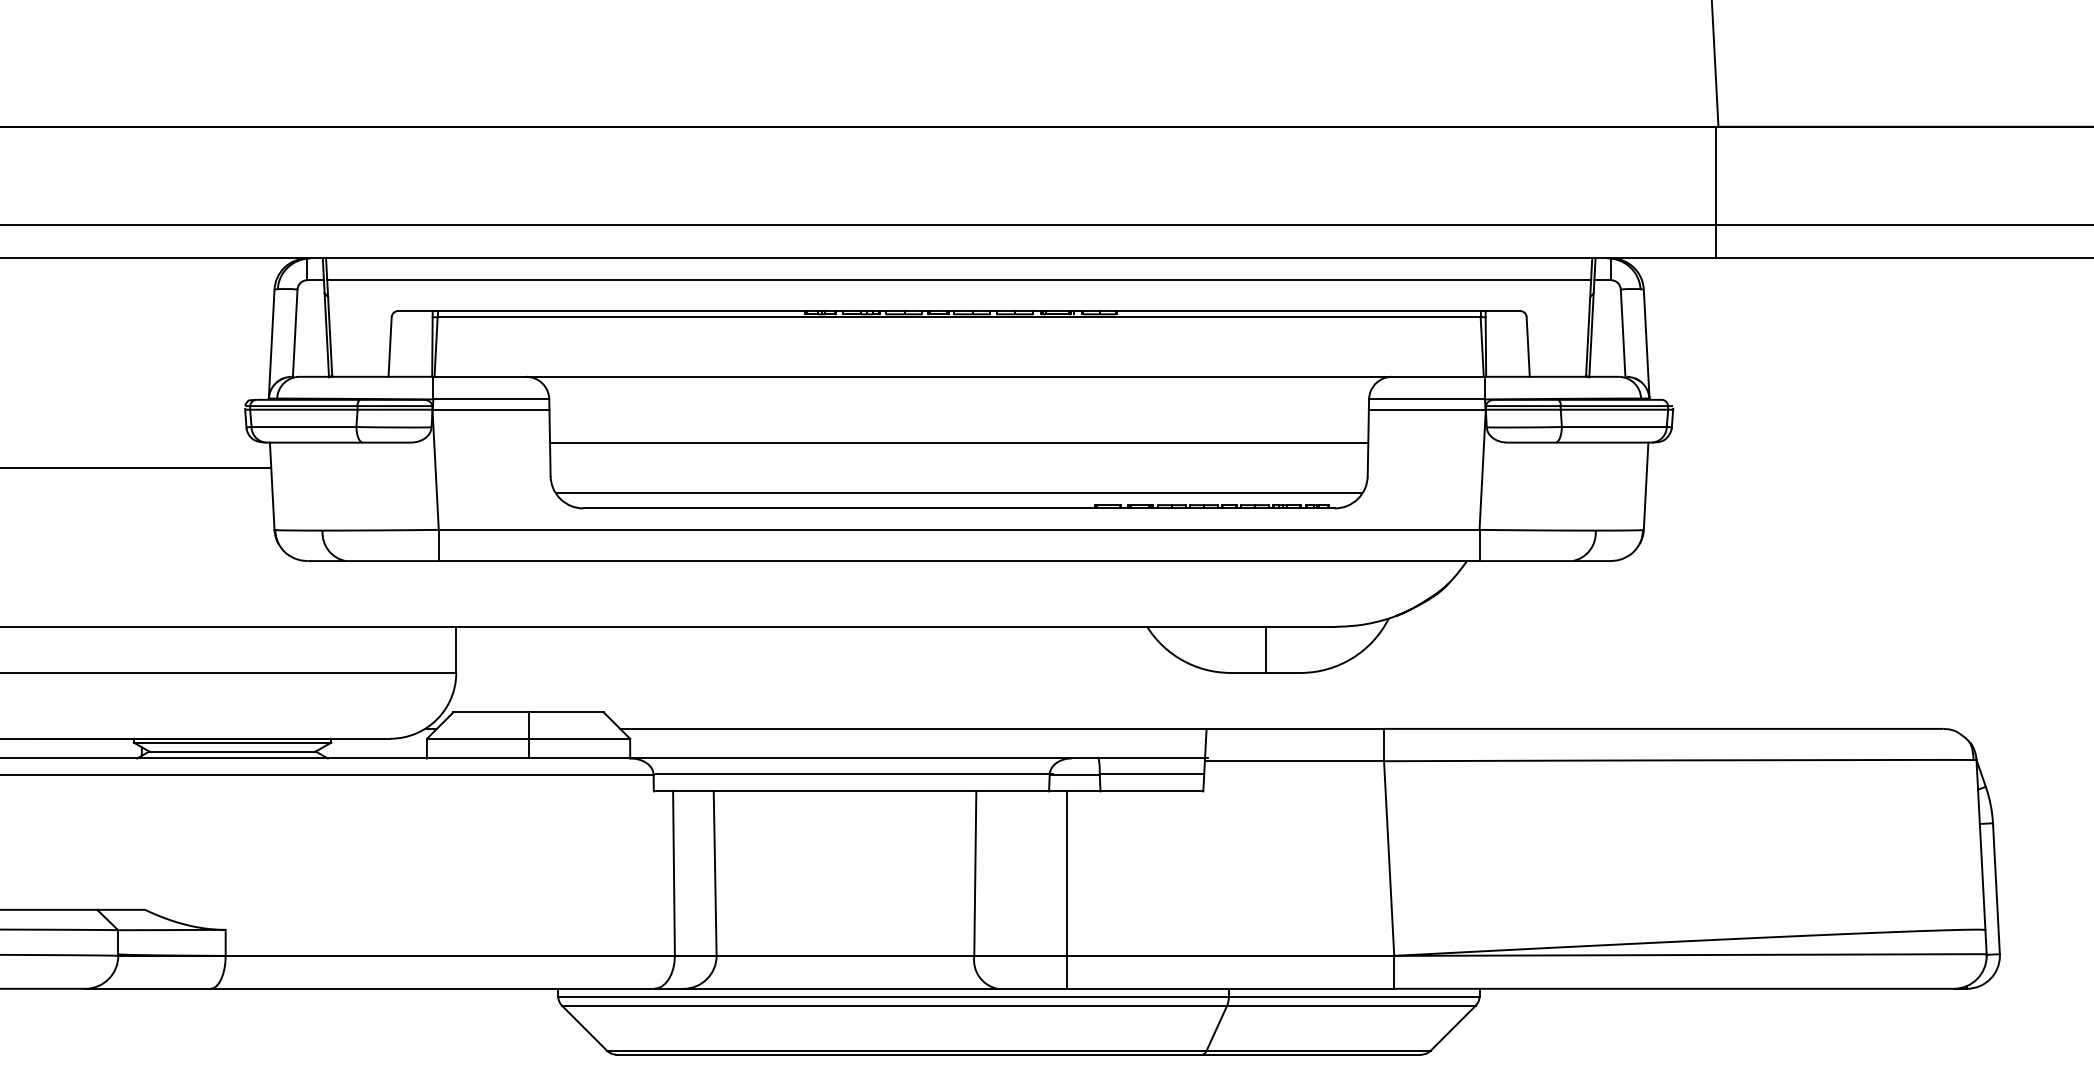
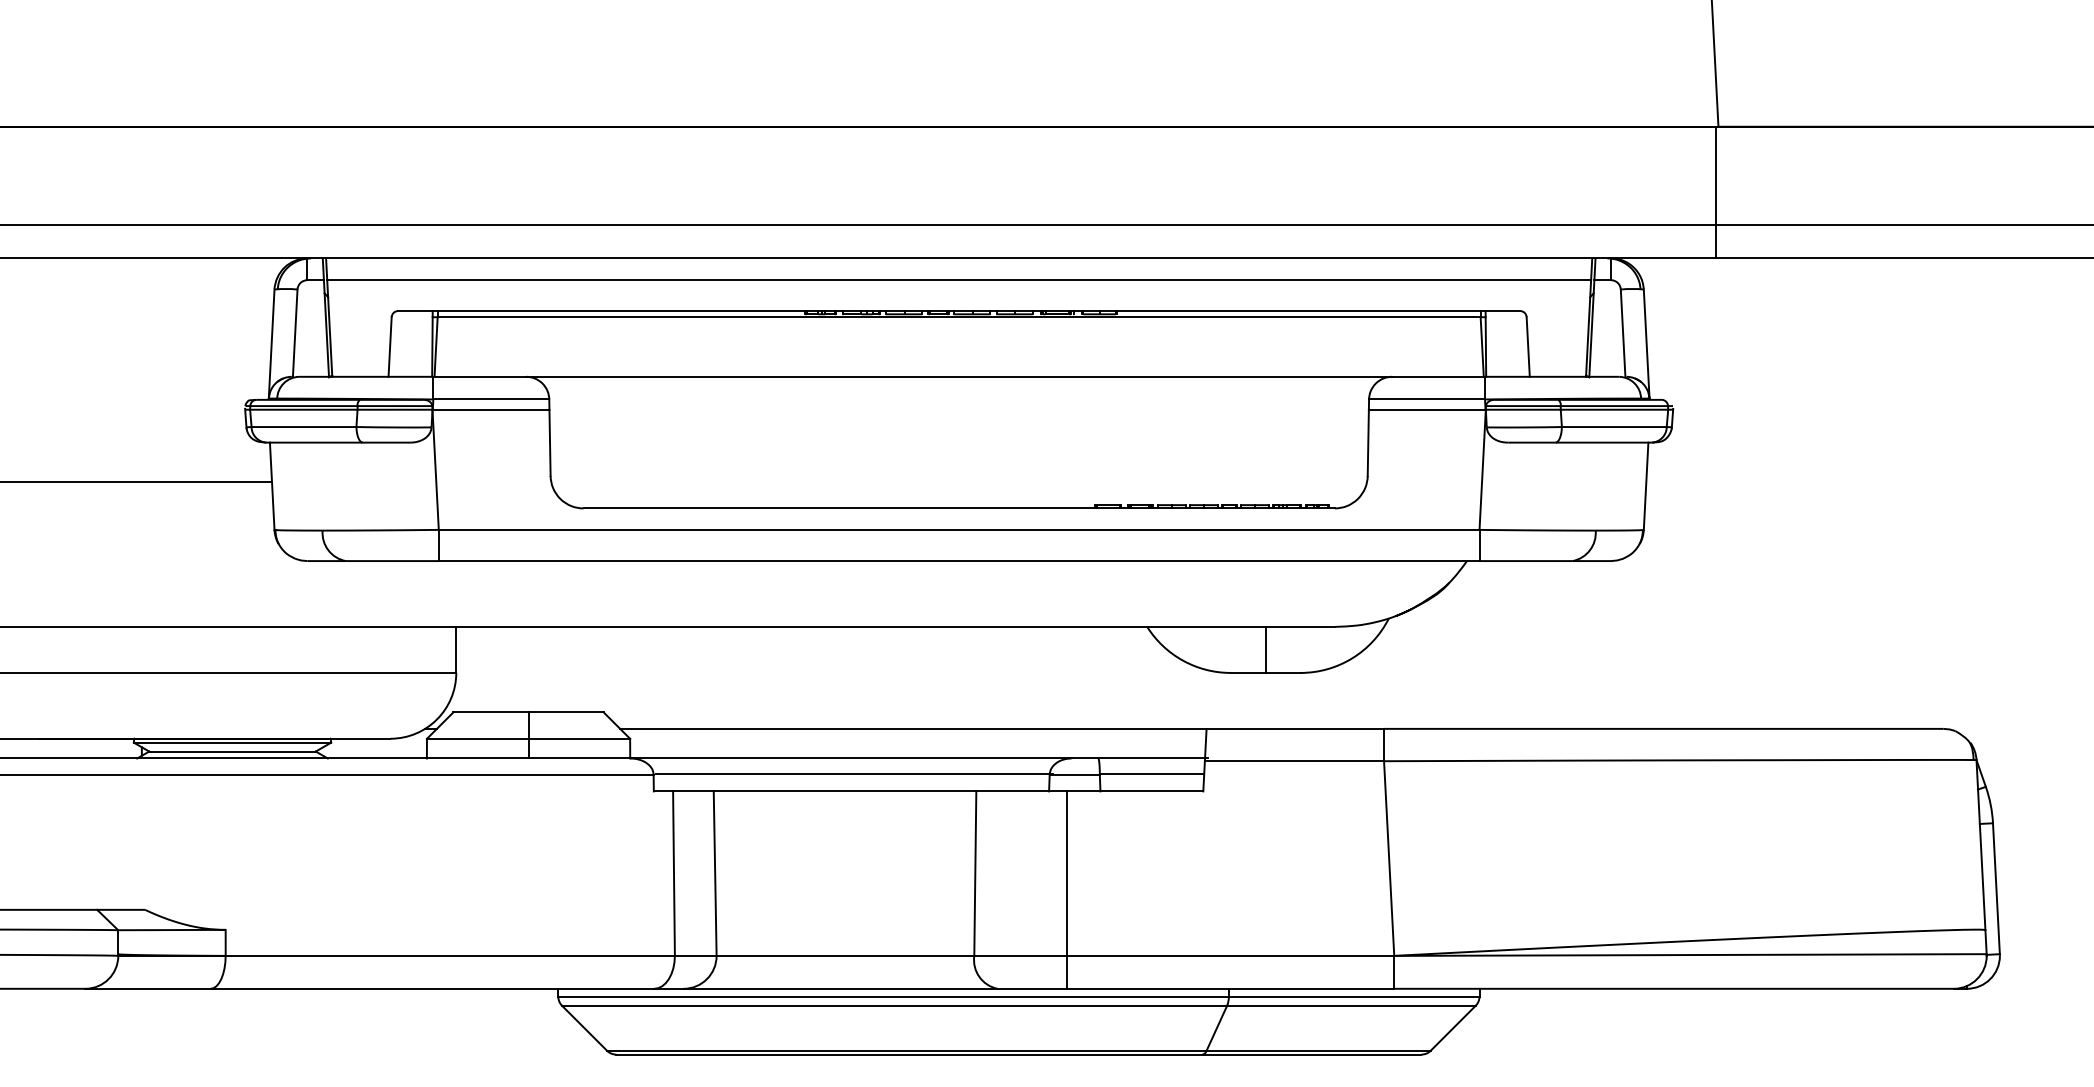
line: present -> none (959, 442)
line position: (136, 468) -> (136, 482) (136, 482)
line: present -> none (958, 492)
